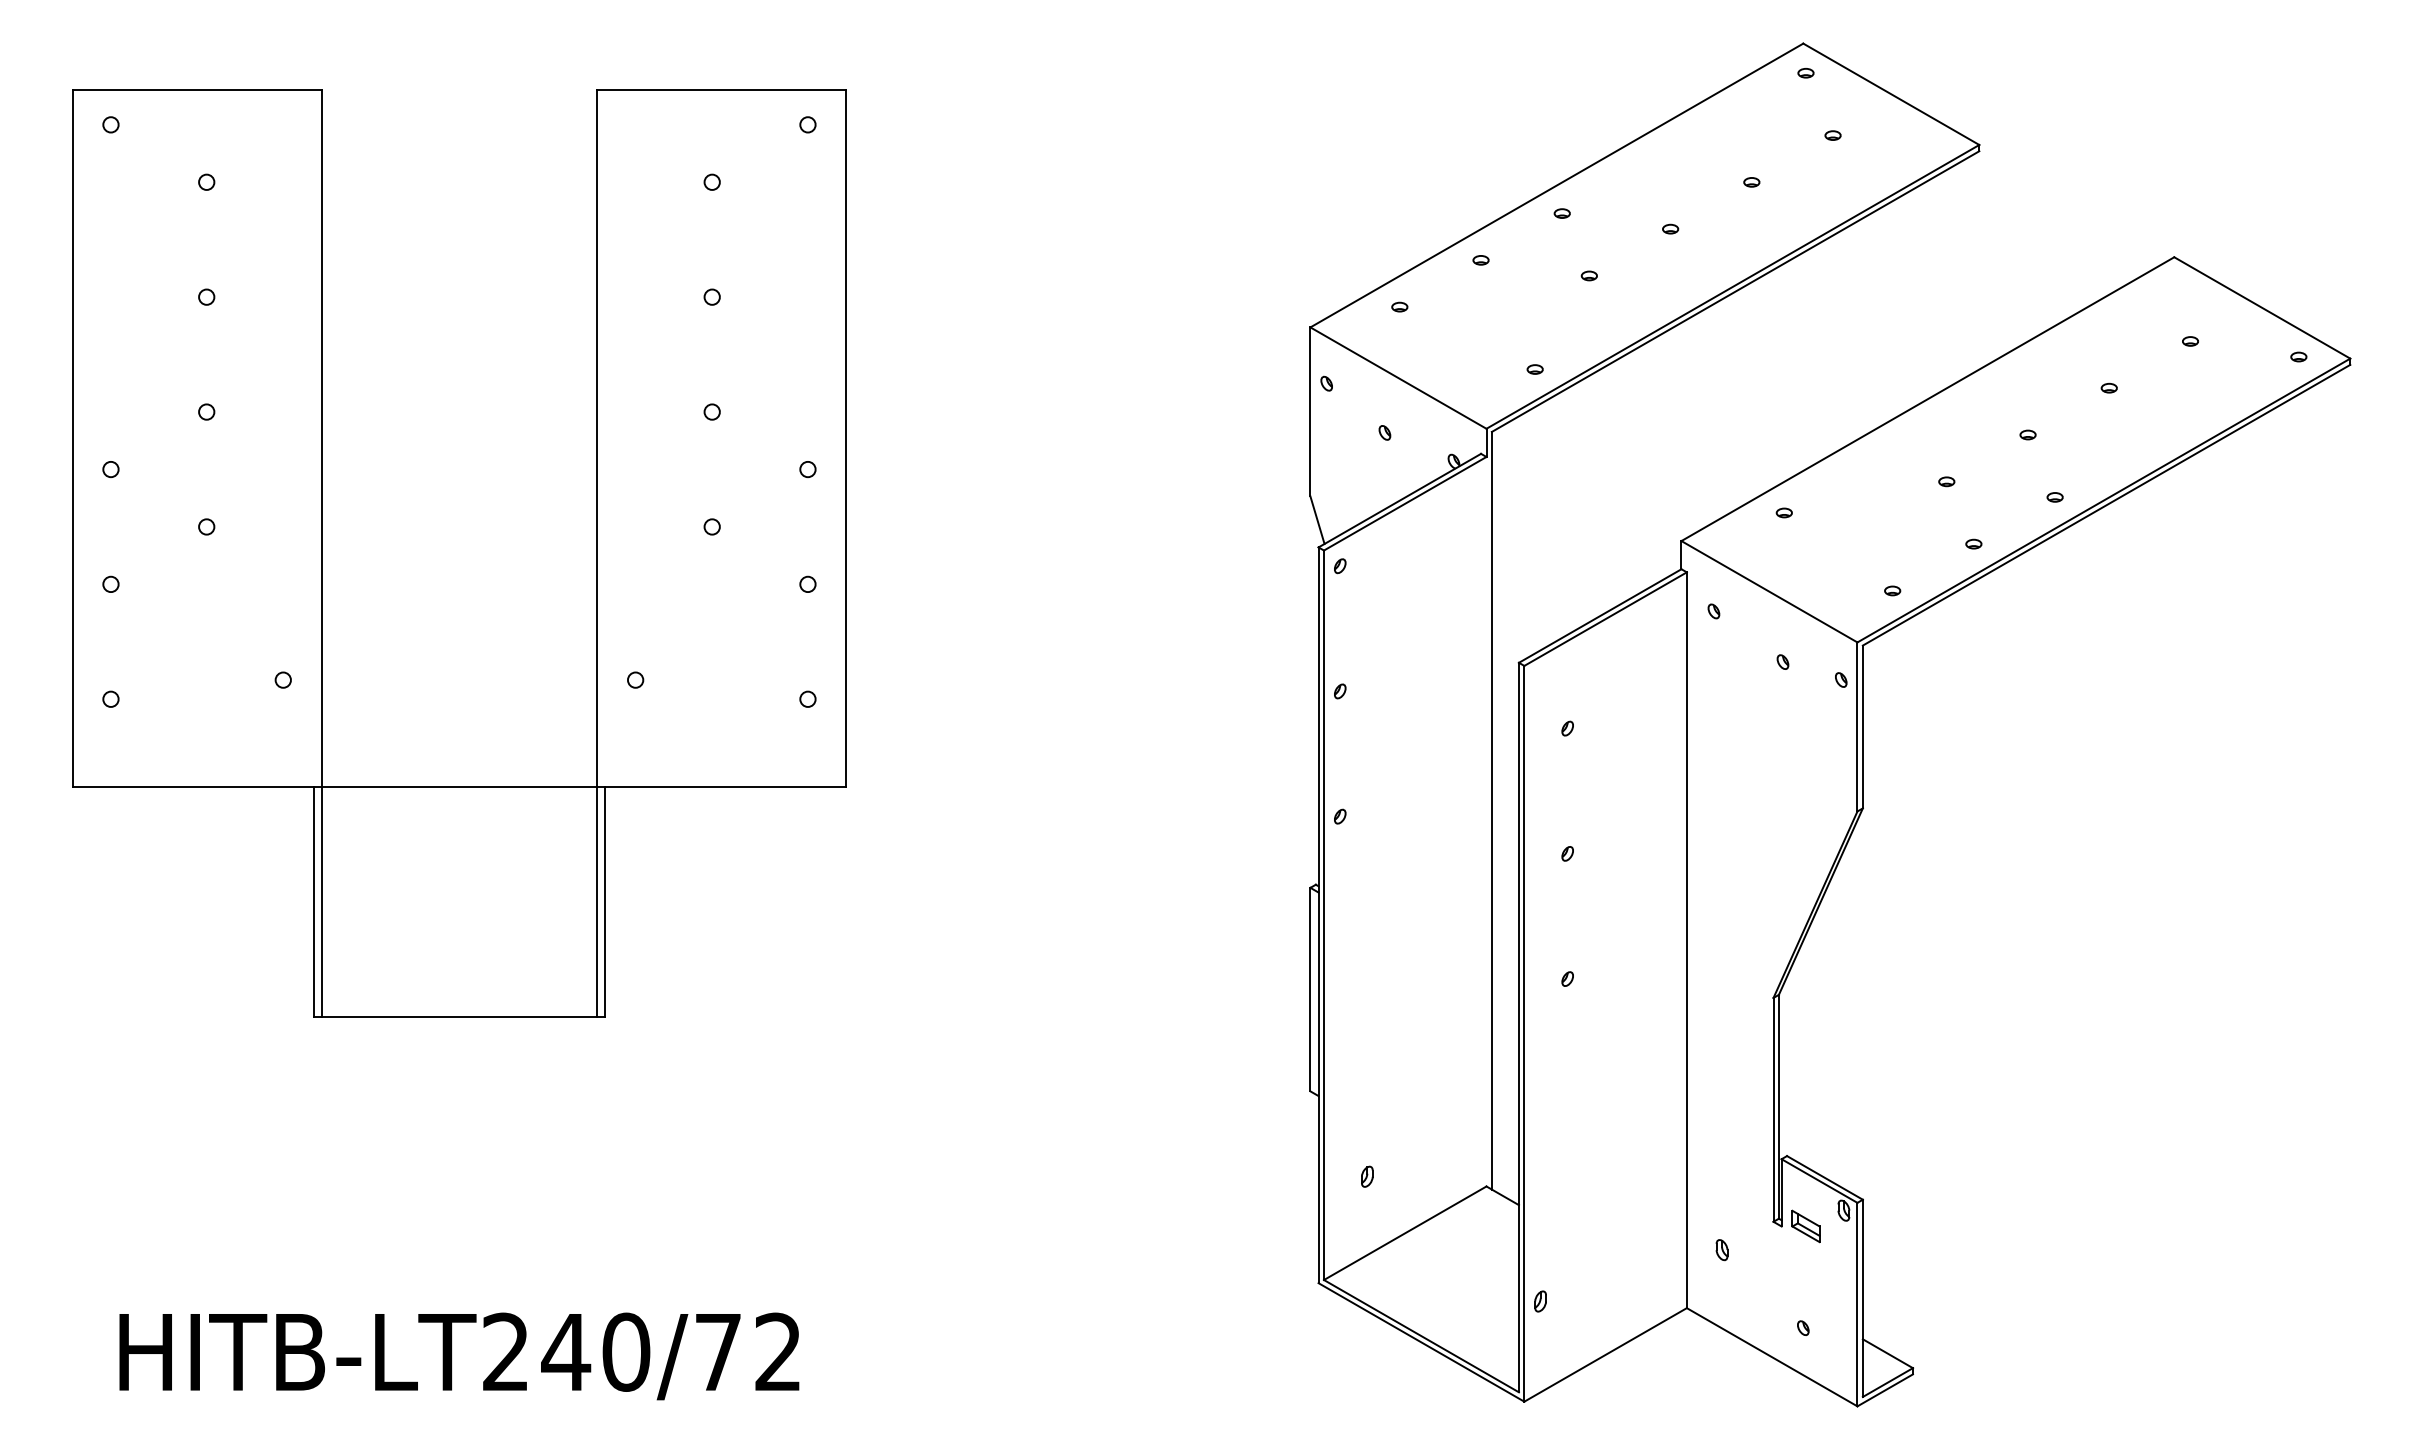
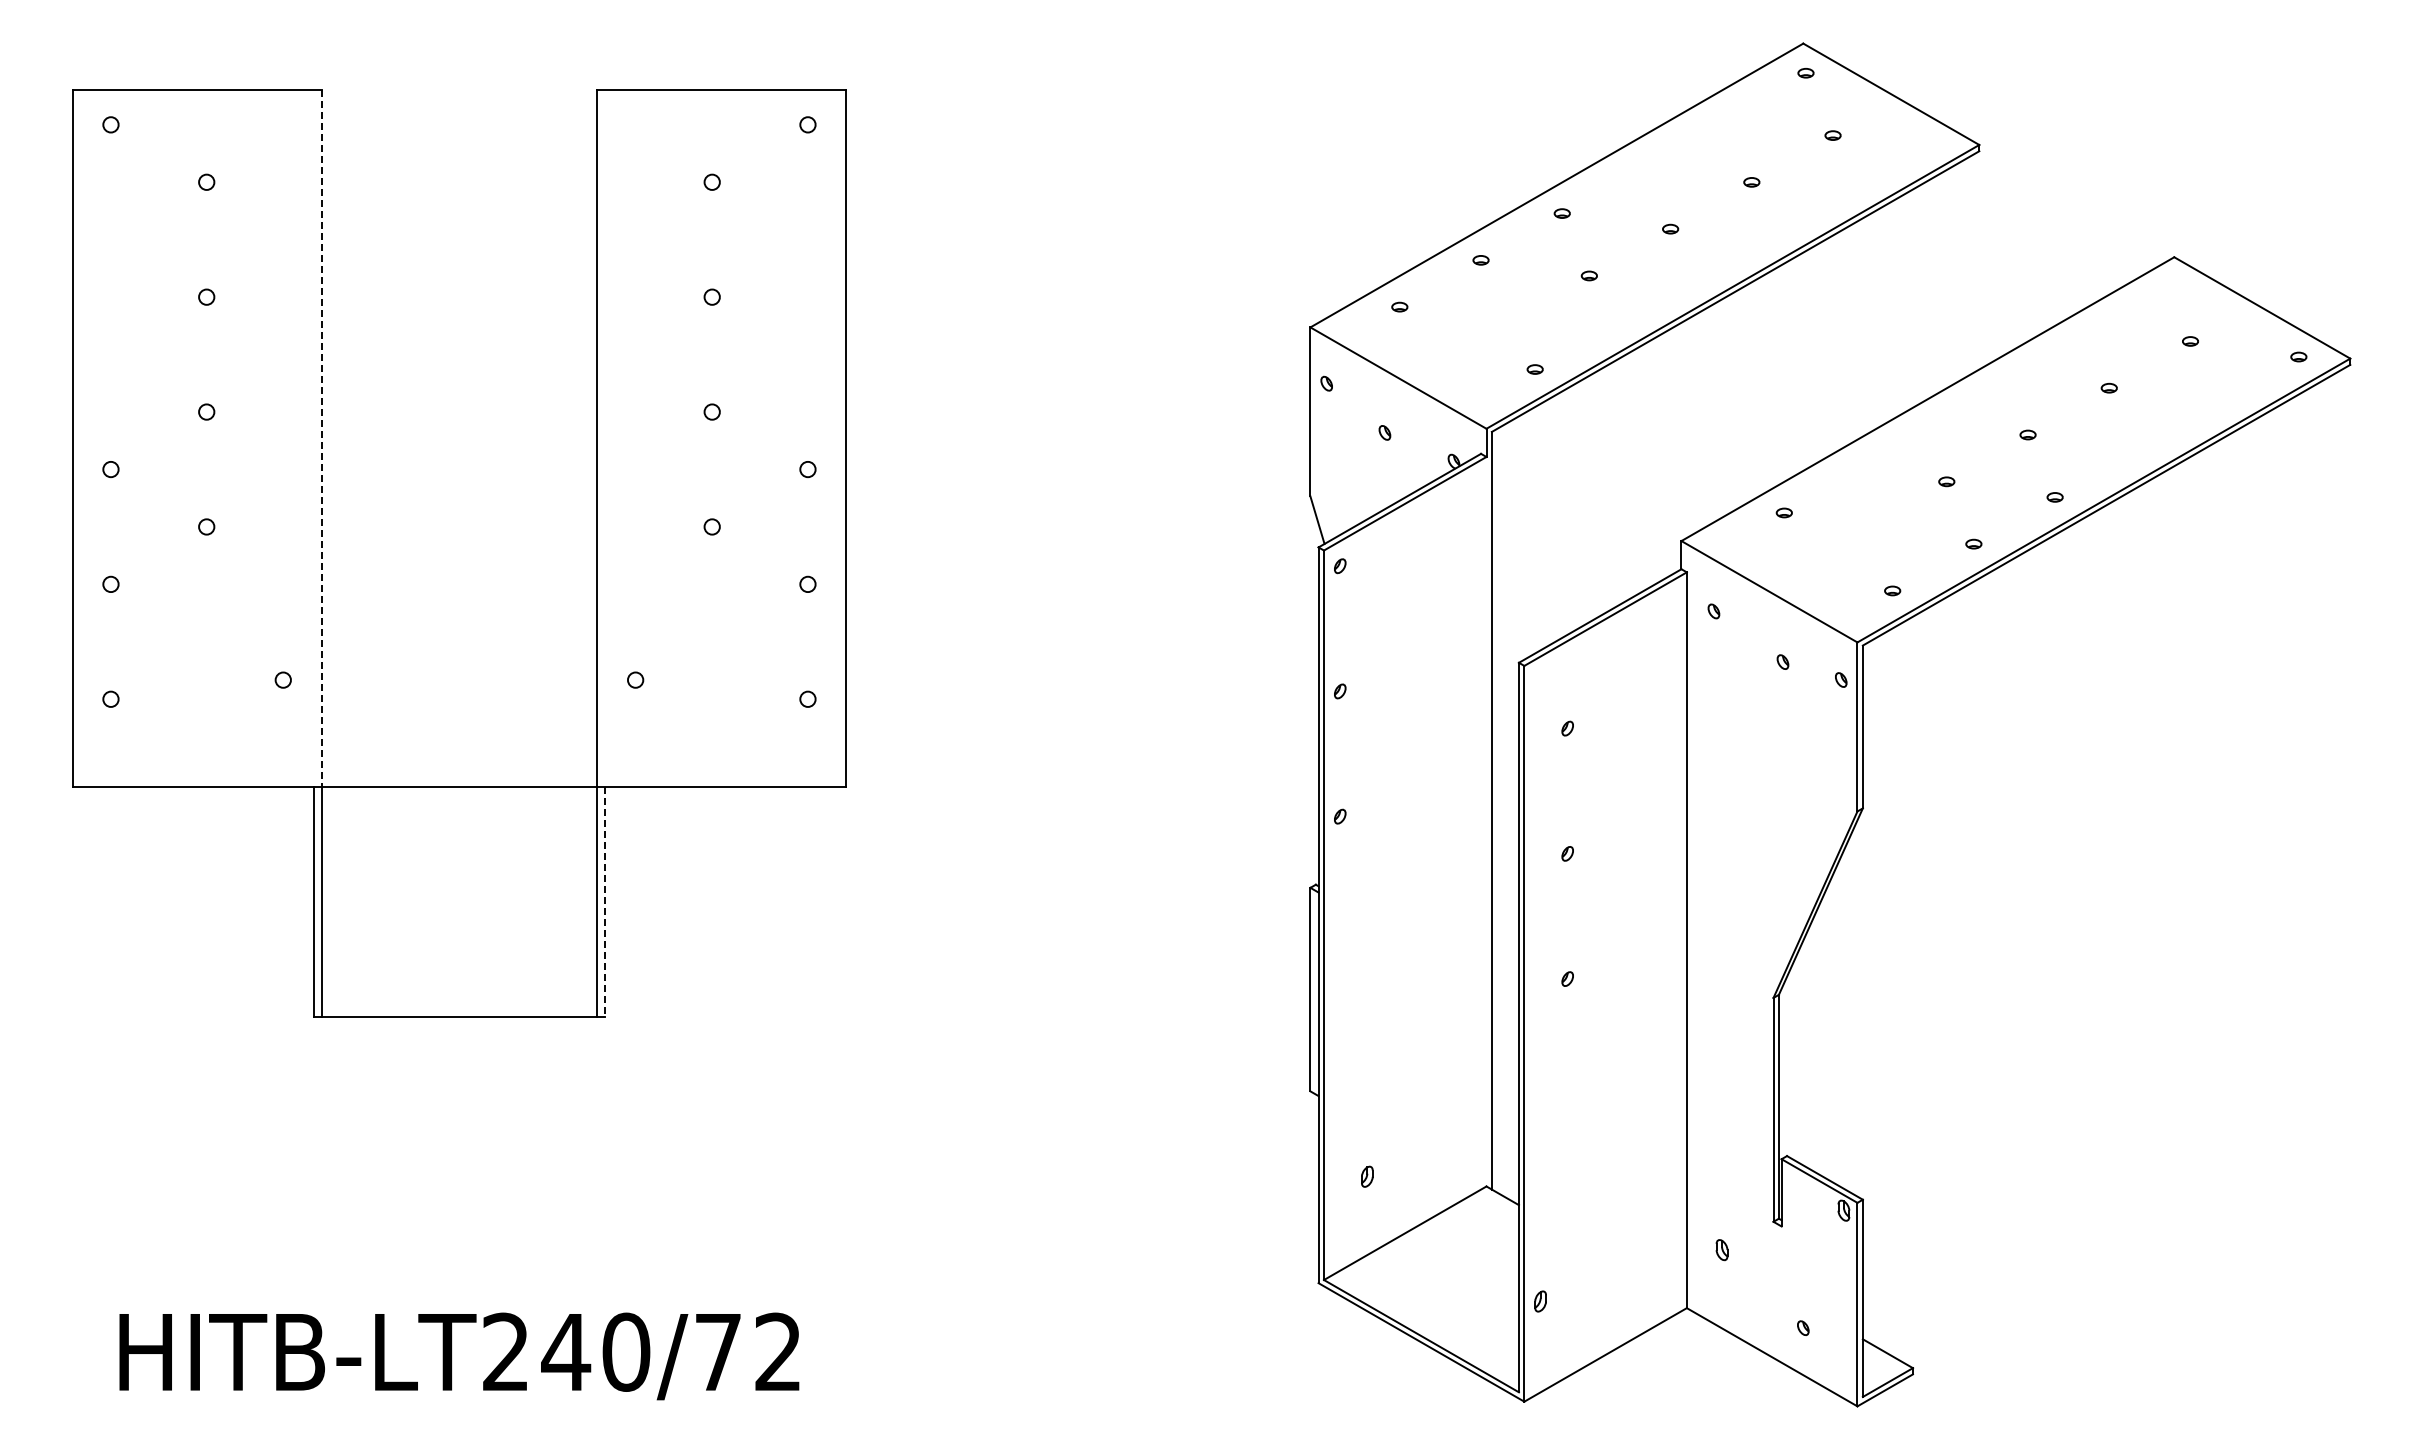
line: solid -> dashed (321, 439)
line: solid -> dashed (605, 902)
part: present -> none (1805, 1226)
